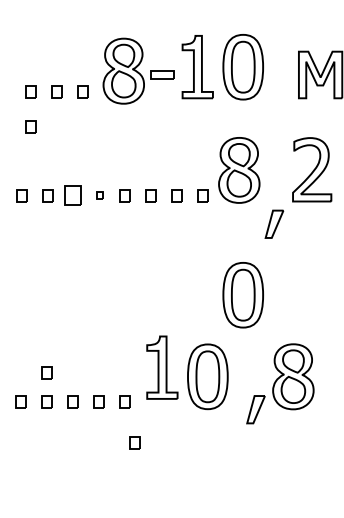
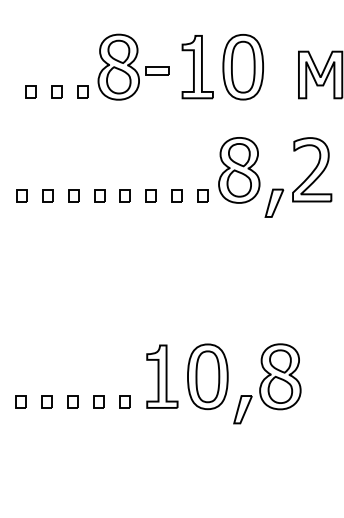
part position: (138, 70) -> (133, 66) (133, 66)
part: present -> none (30, 126)
part size: 18x21 px -> 12x14 px (73, 195)
part size: 8x9 px -> 12x14 px (99, 195)
part position: (274, 223) -> (274, 202) (274, 202)
part: present -> none (242, 295)
part position: (162, 367) -> (162, 376) (162, 376)
part: present -> none (46, 372)
part position: (280, 383) -> (267, 383) (267, 383)
part: present -> none (134, 442)
